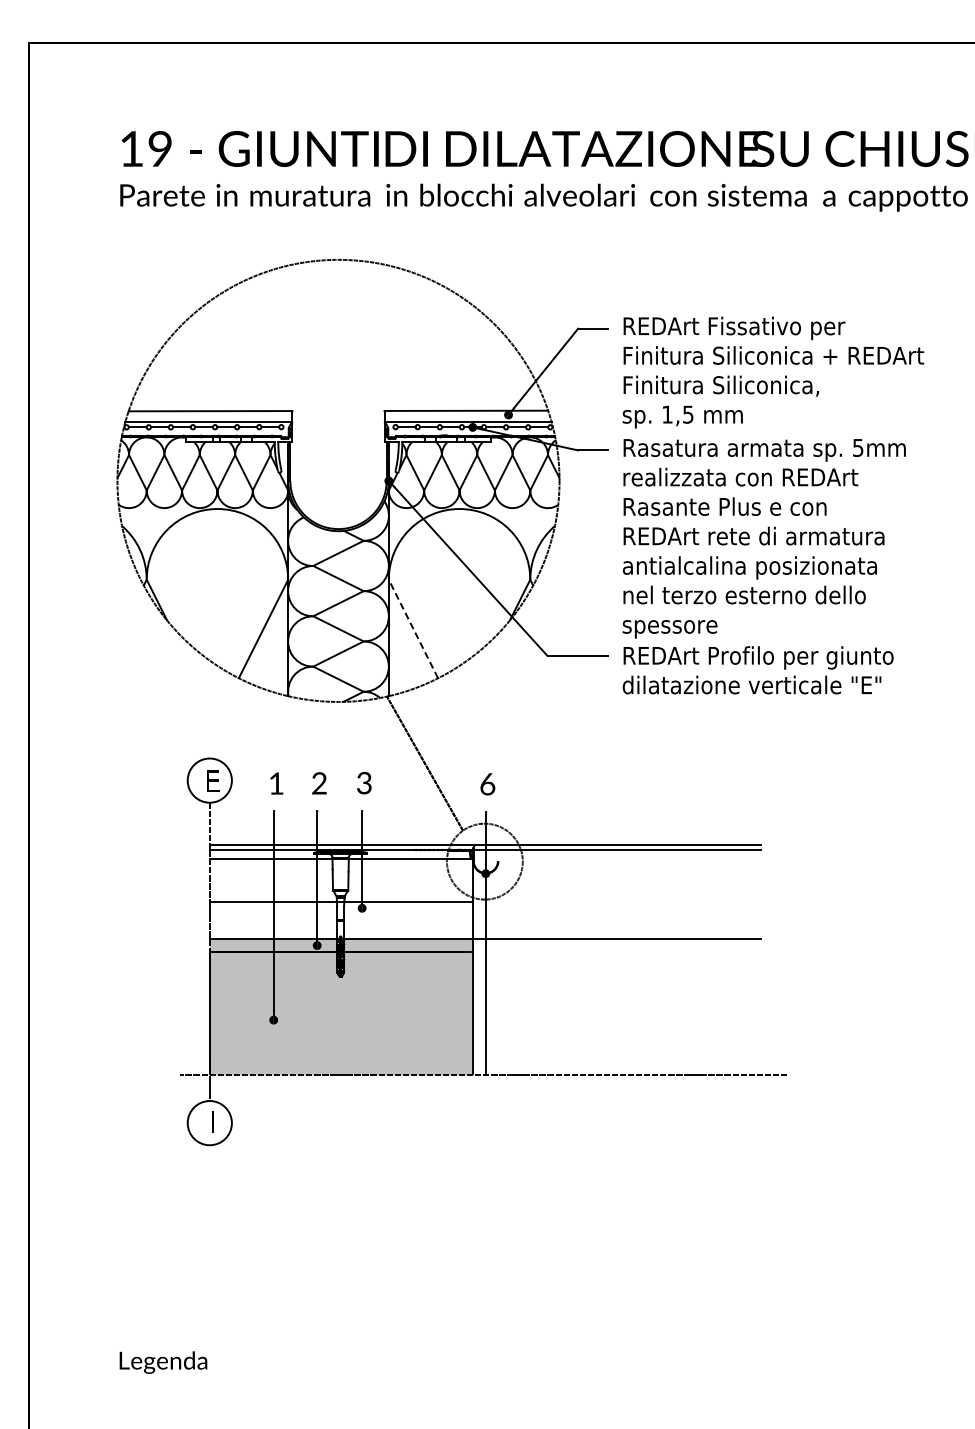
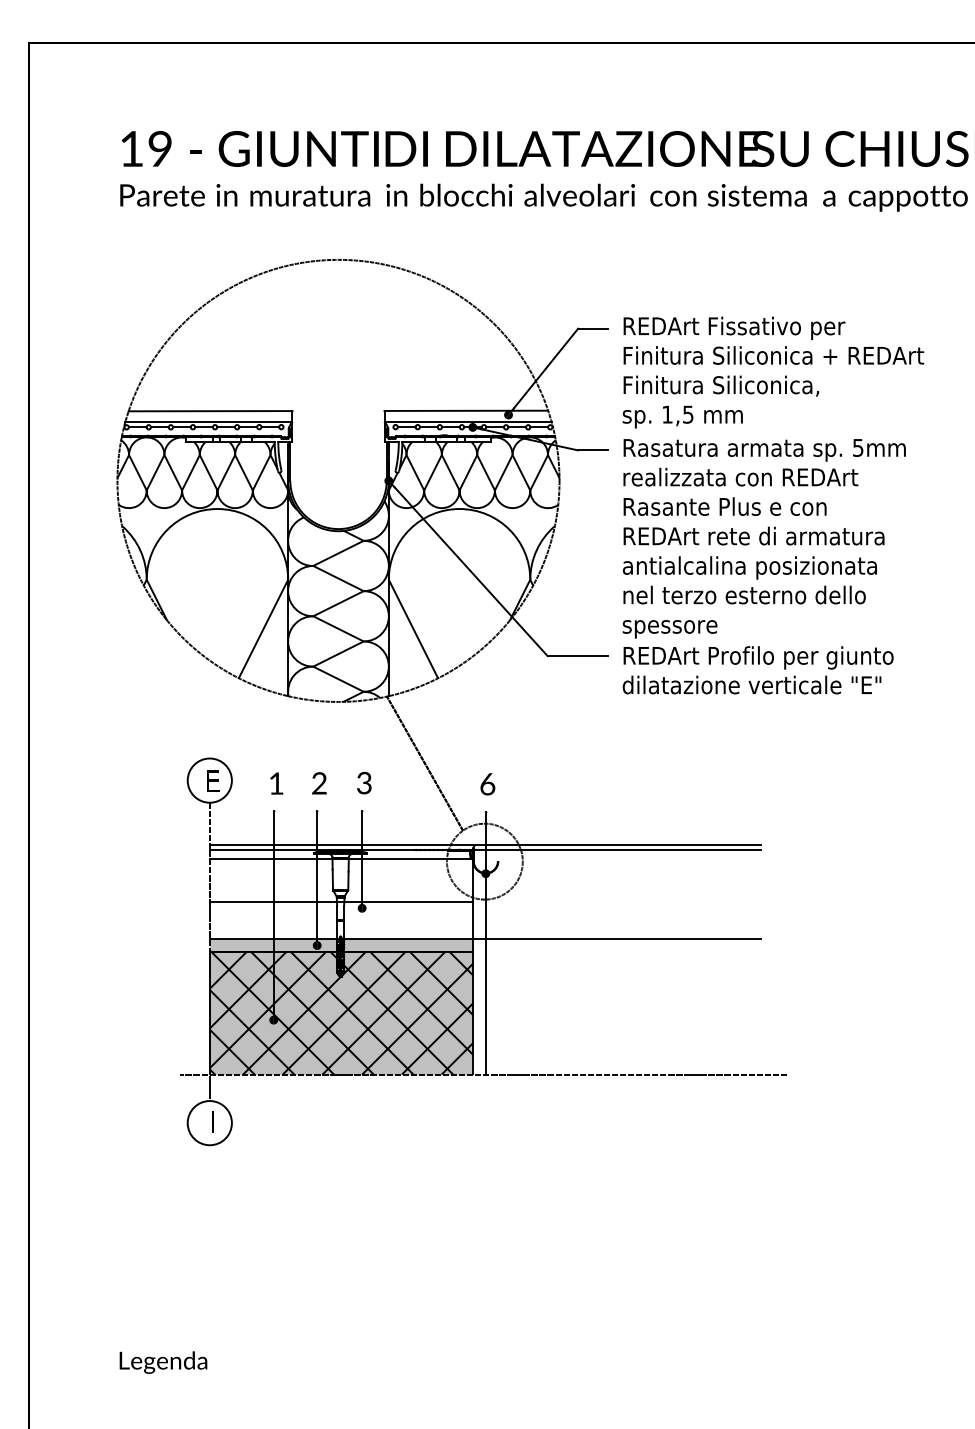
line: dashed -> solid (413, 628)
hatch: none -> present (341, 1012)
